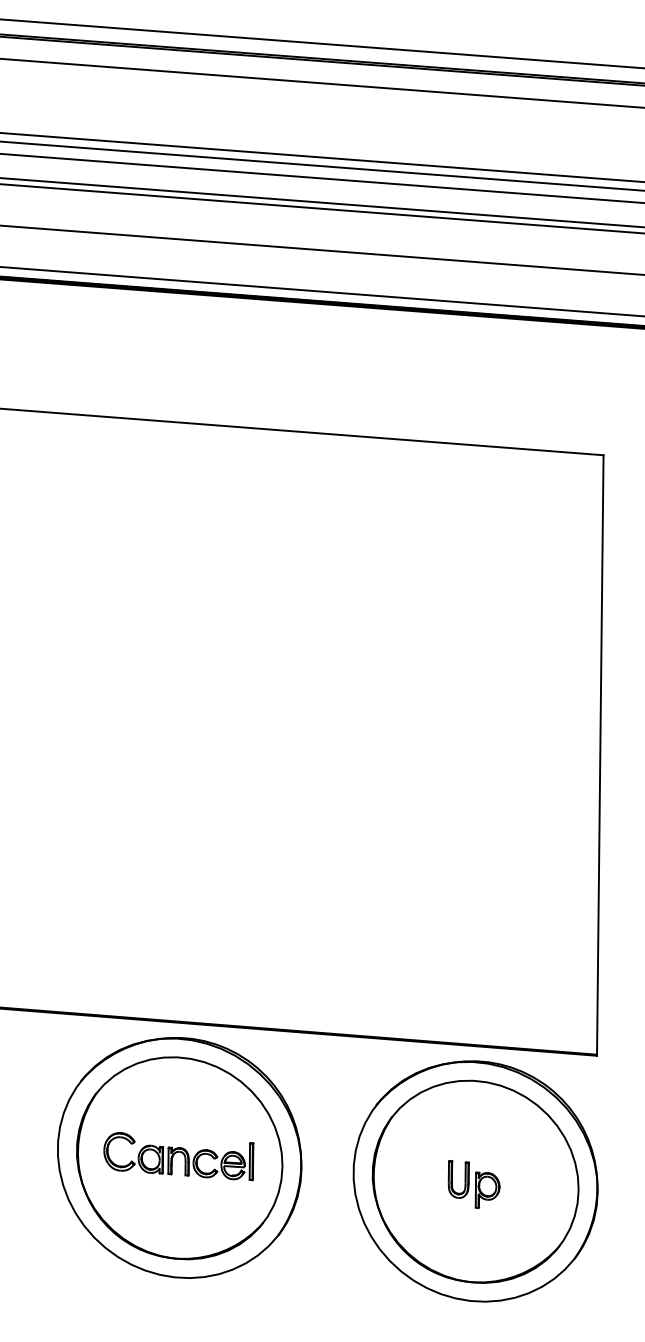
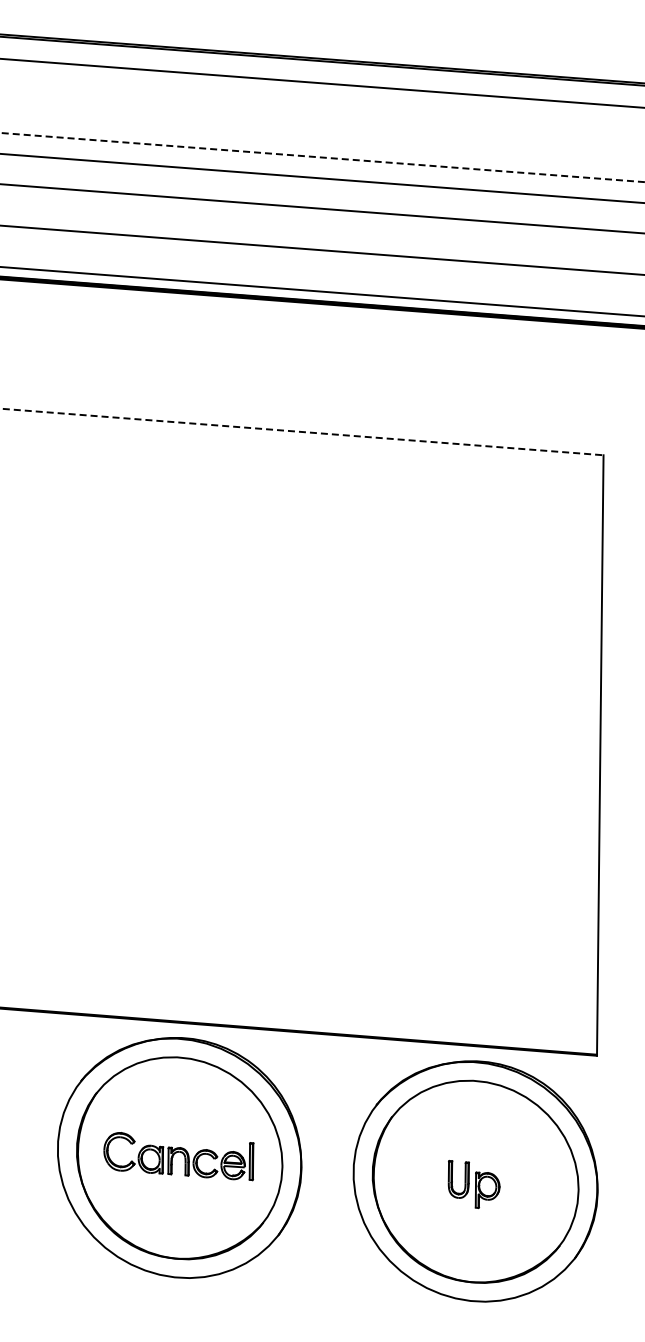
line: present -> none (321, 43)
line: solid -> dashed (322, 157)
line: present -> none (321, 165)
line: present -> none (321, 202)
line: solid -> dashed (302, 432)
